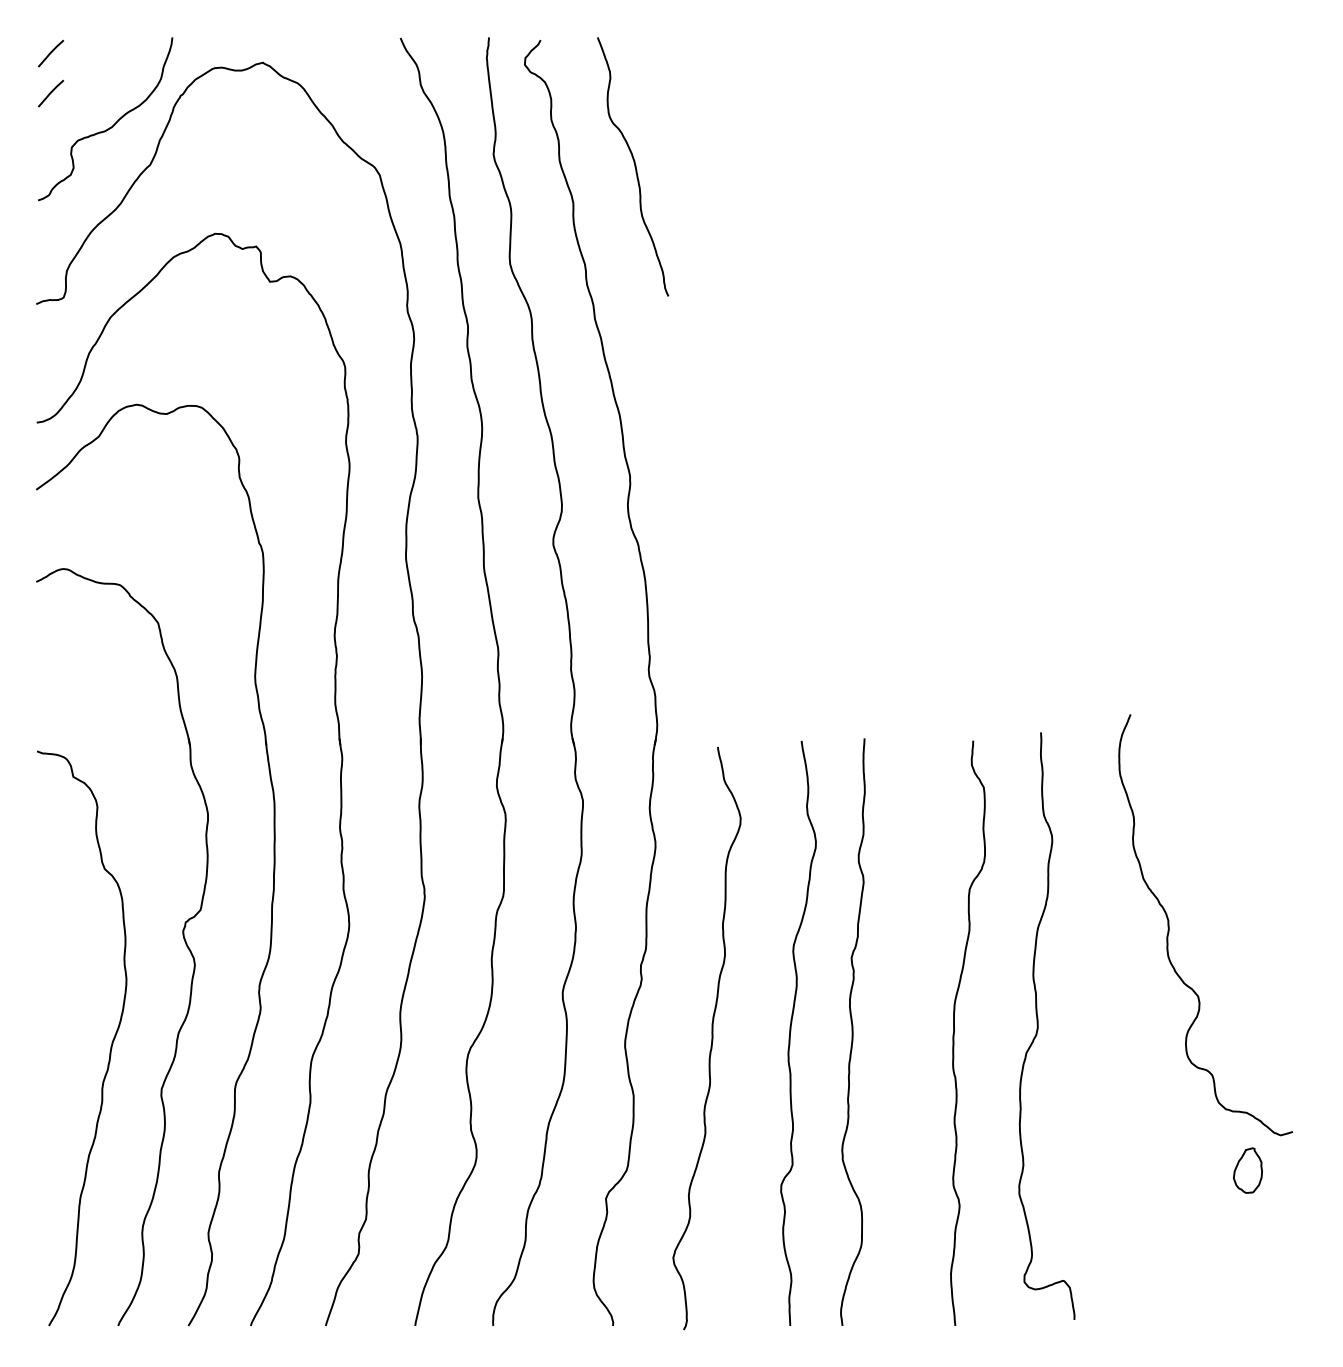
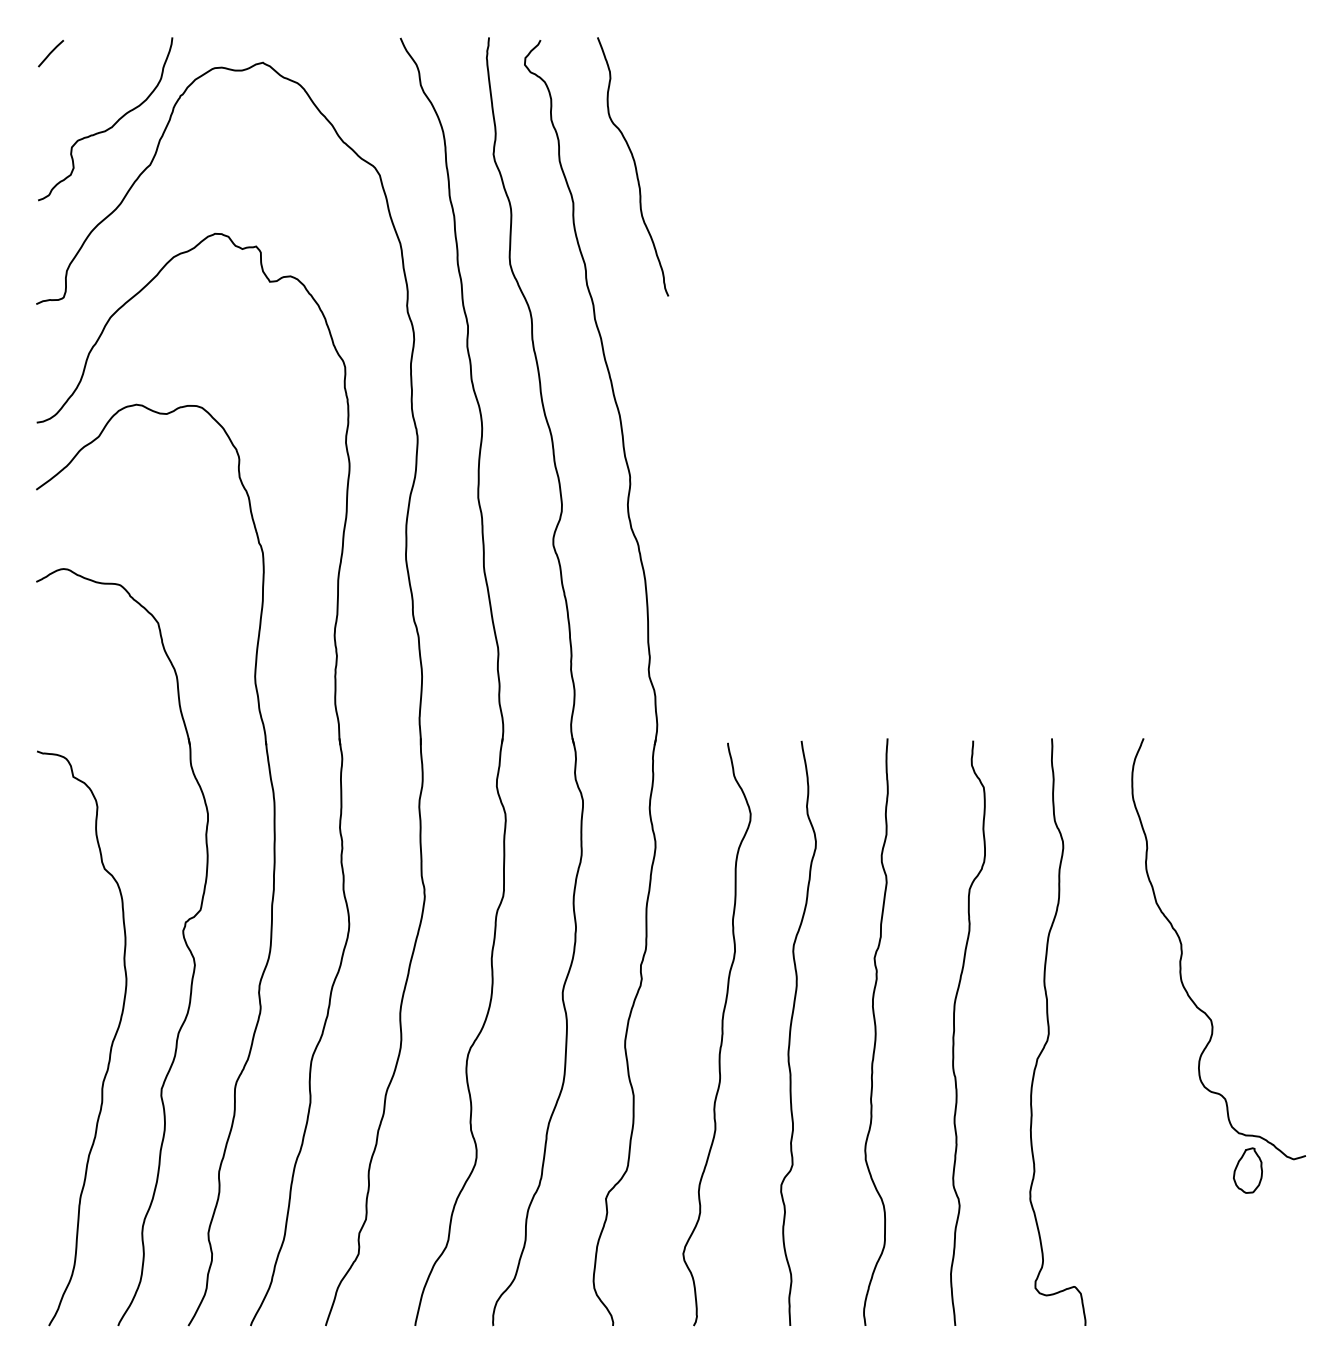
line: present -> none (50, 93)
curve position: (1169, 925) -> (1182, 949) (1182, 949)
curve position: (1038, 1025) -> (1049, 1031) (1049, 1031)
curve position: (852, 1031) -> (875, 1031) (875, 1031)
curve position: (711, 1038) -> (721, 1034) (721, 1034)
